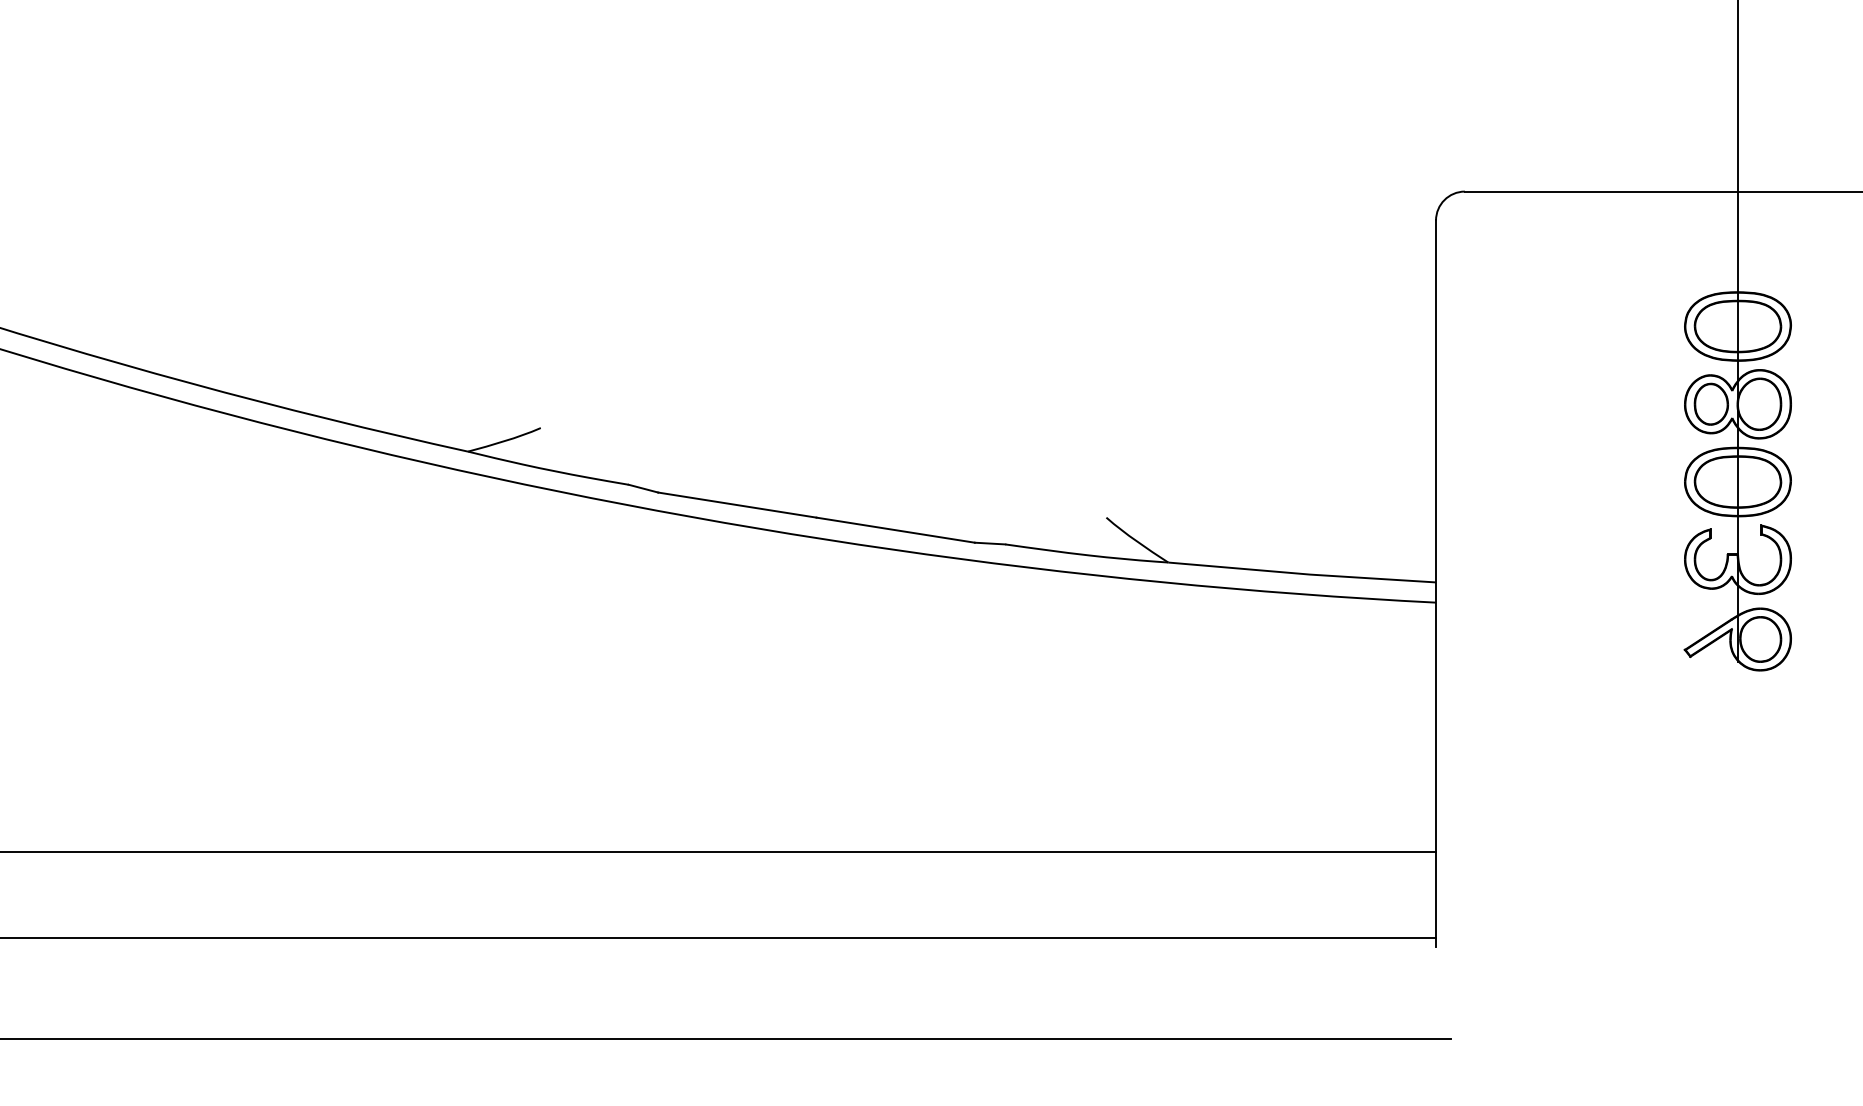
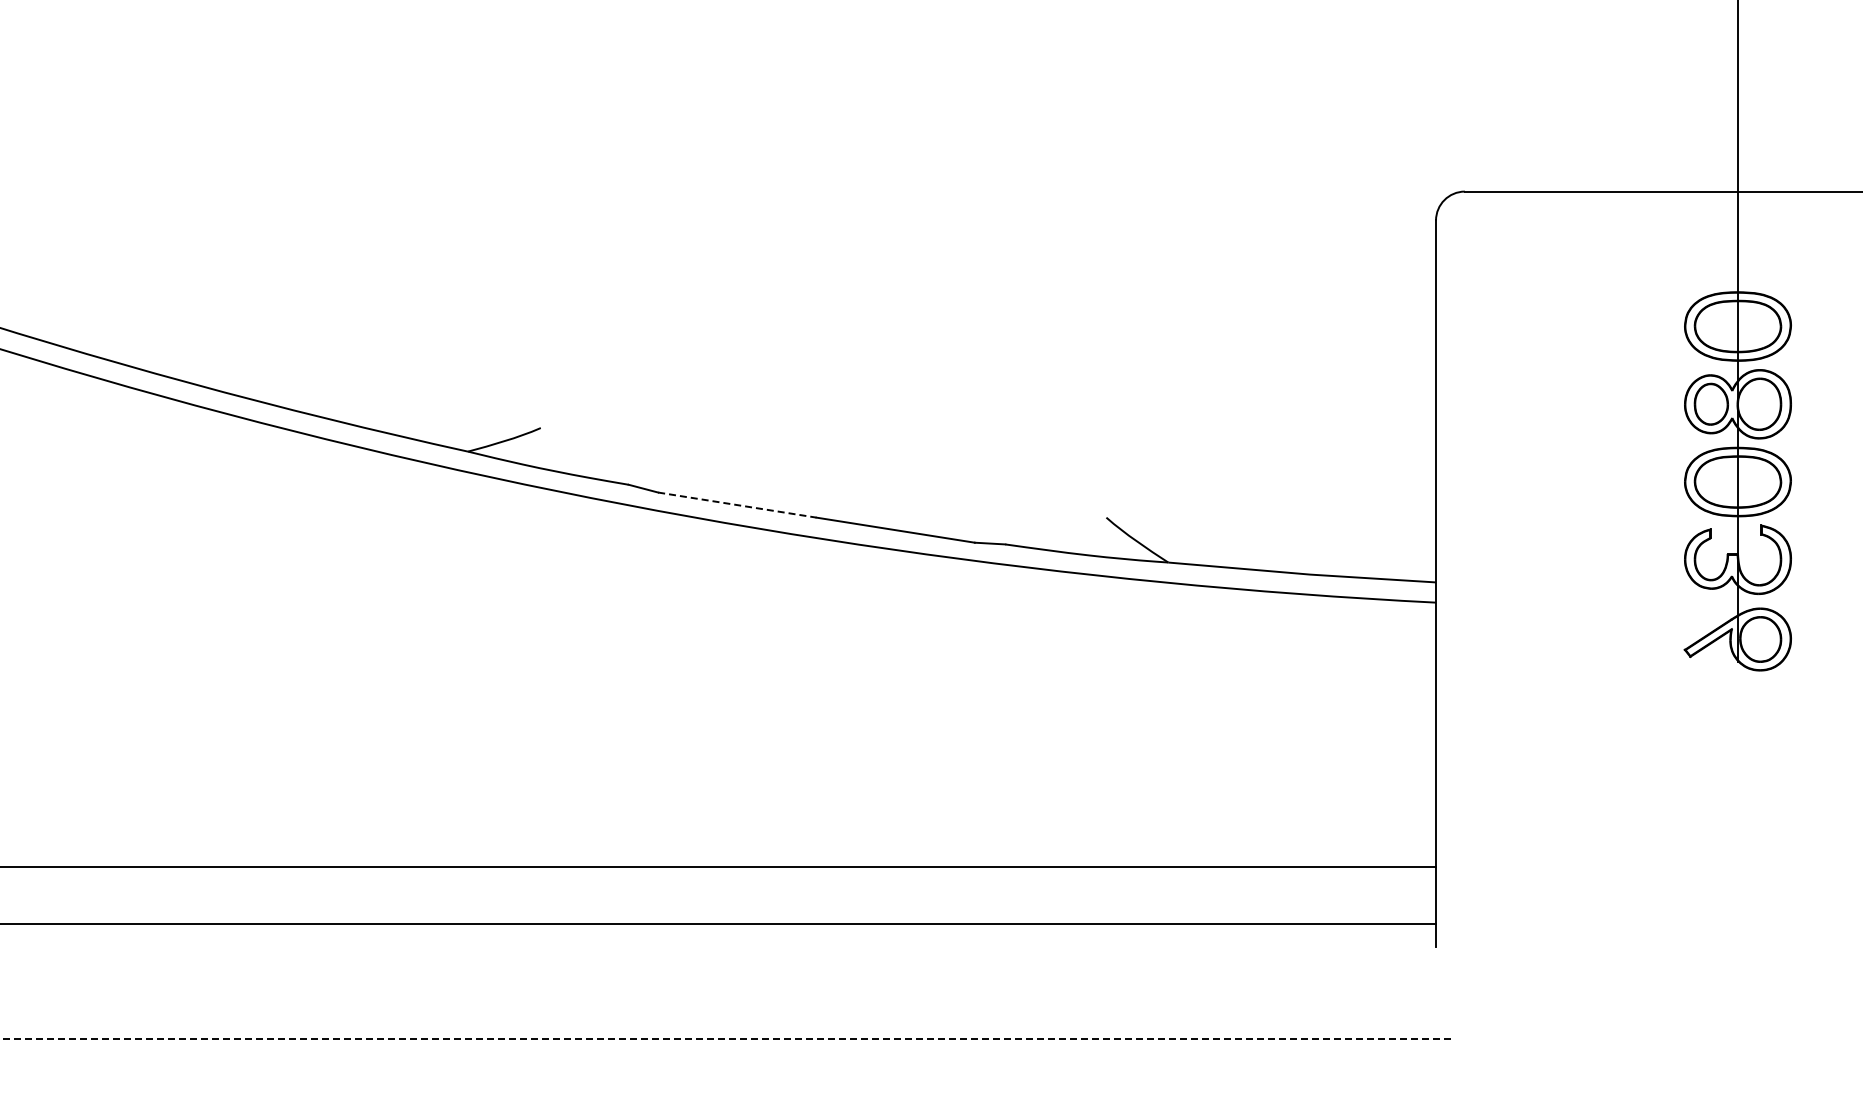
line: solid -> dashed (737, 505)
line position: (719, 851) -> (719, 866) (719, 866)
line position: (719, 938) -> (719, 924) (719, 924)
line: solid -> dashed (725, 1039)
